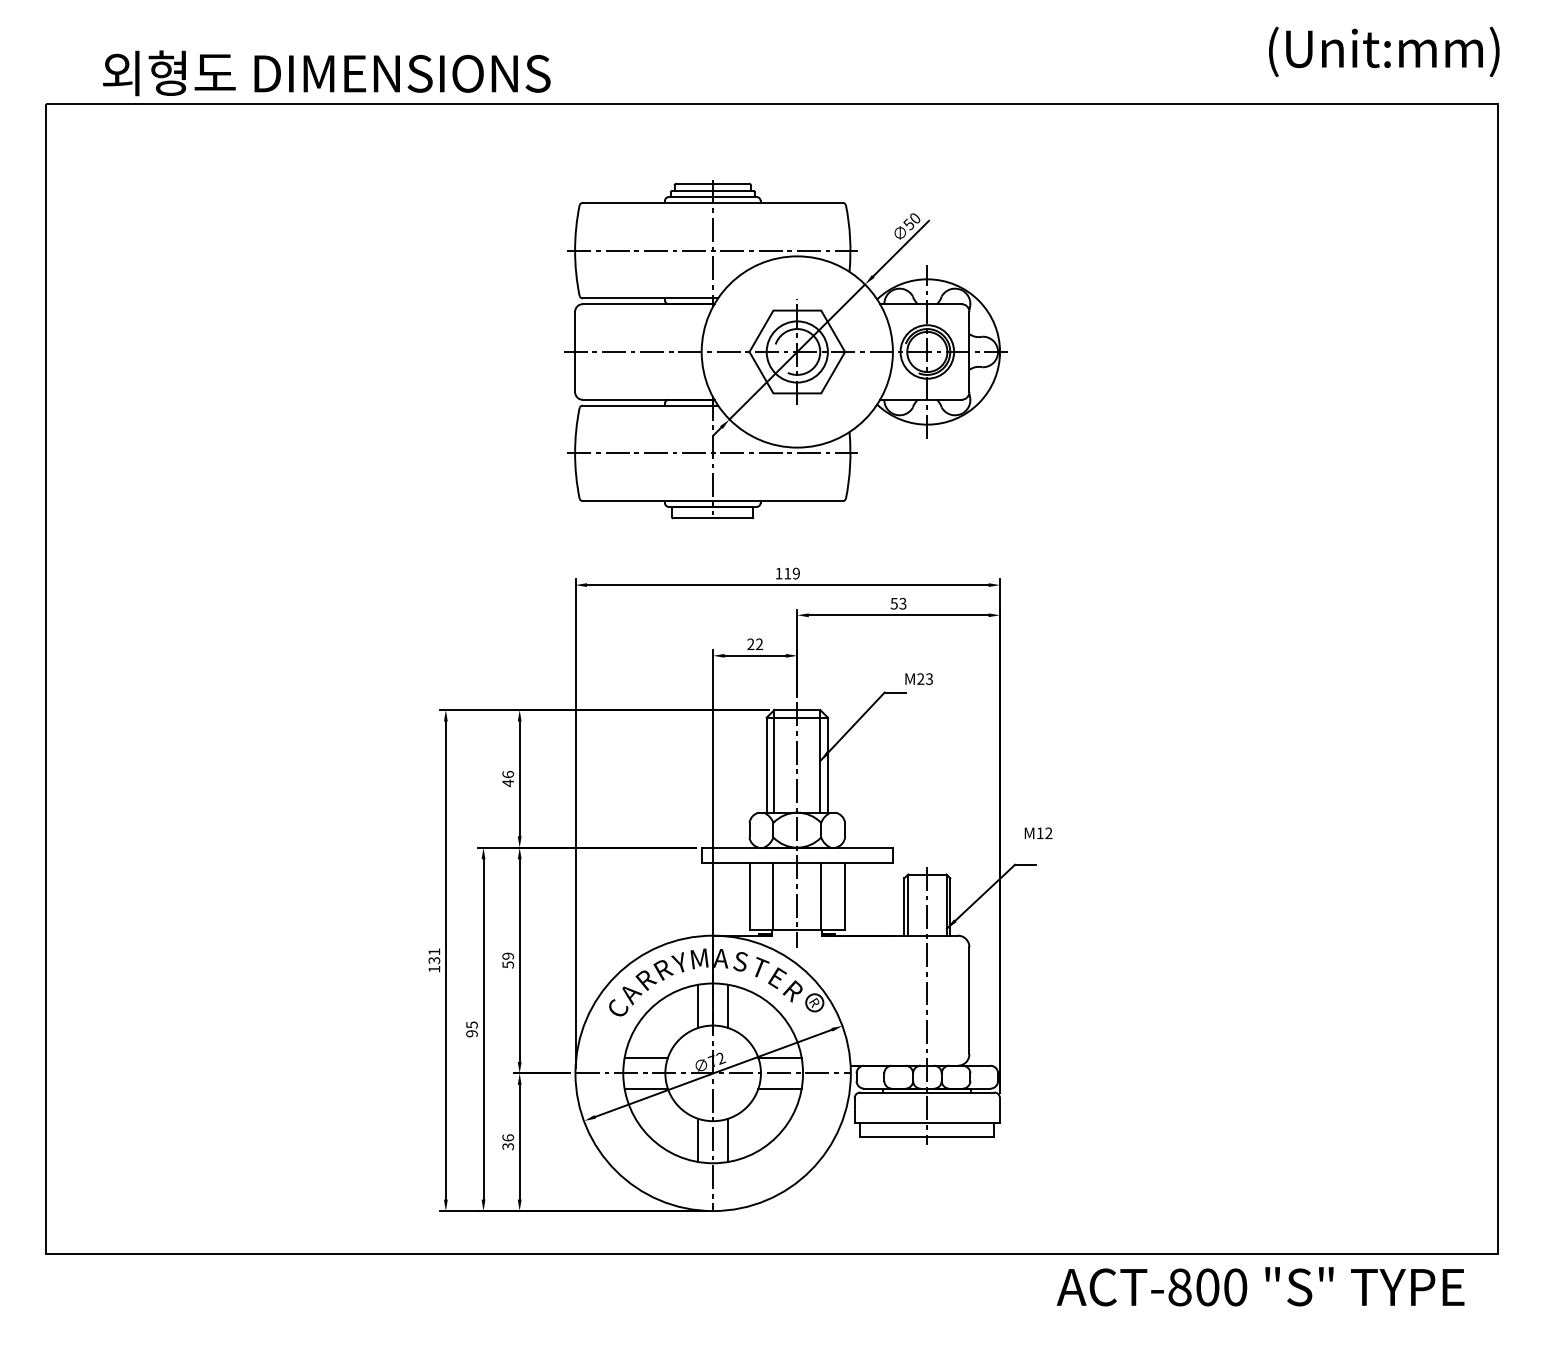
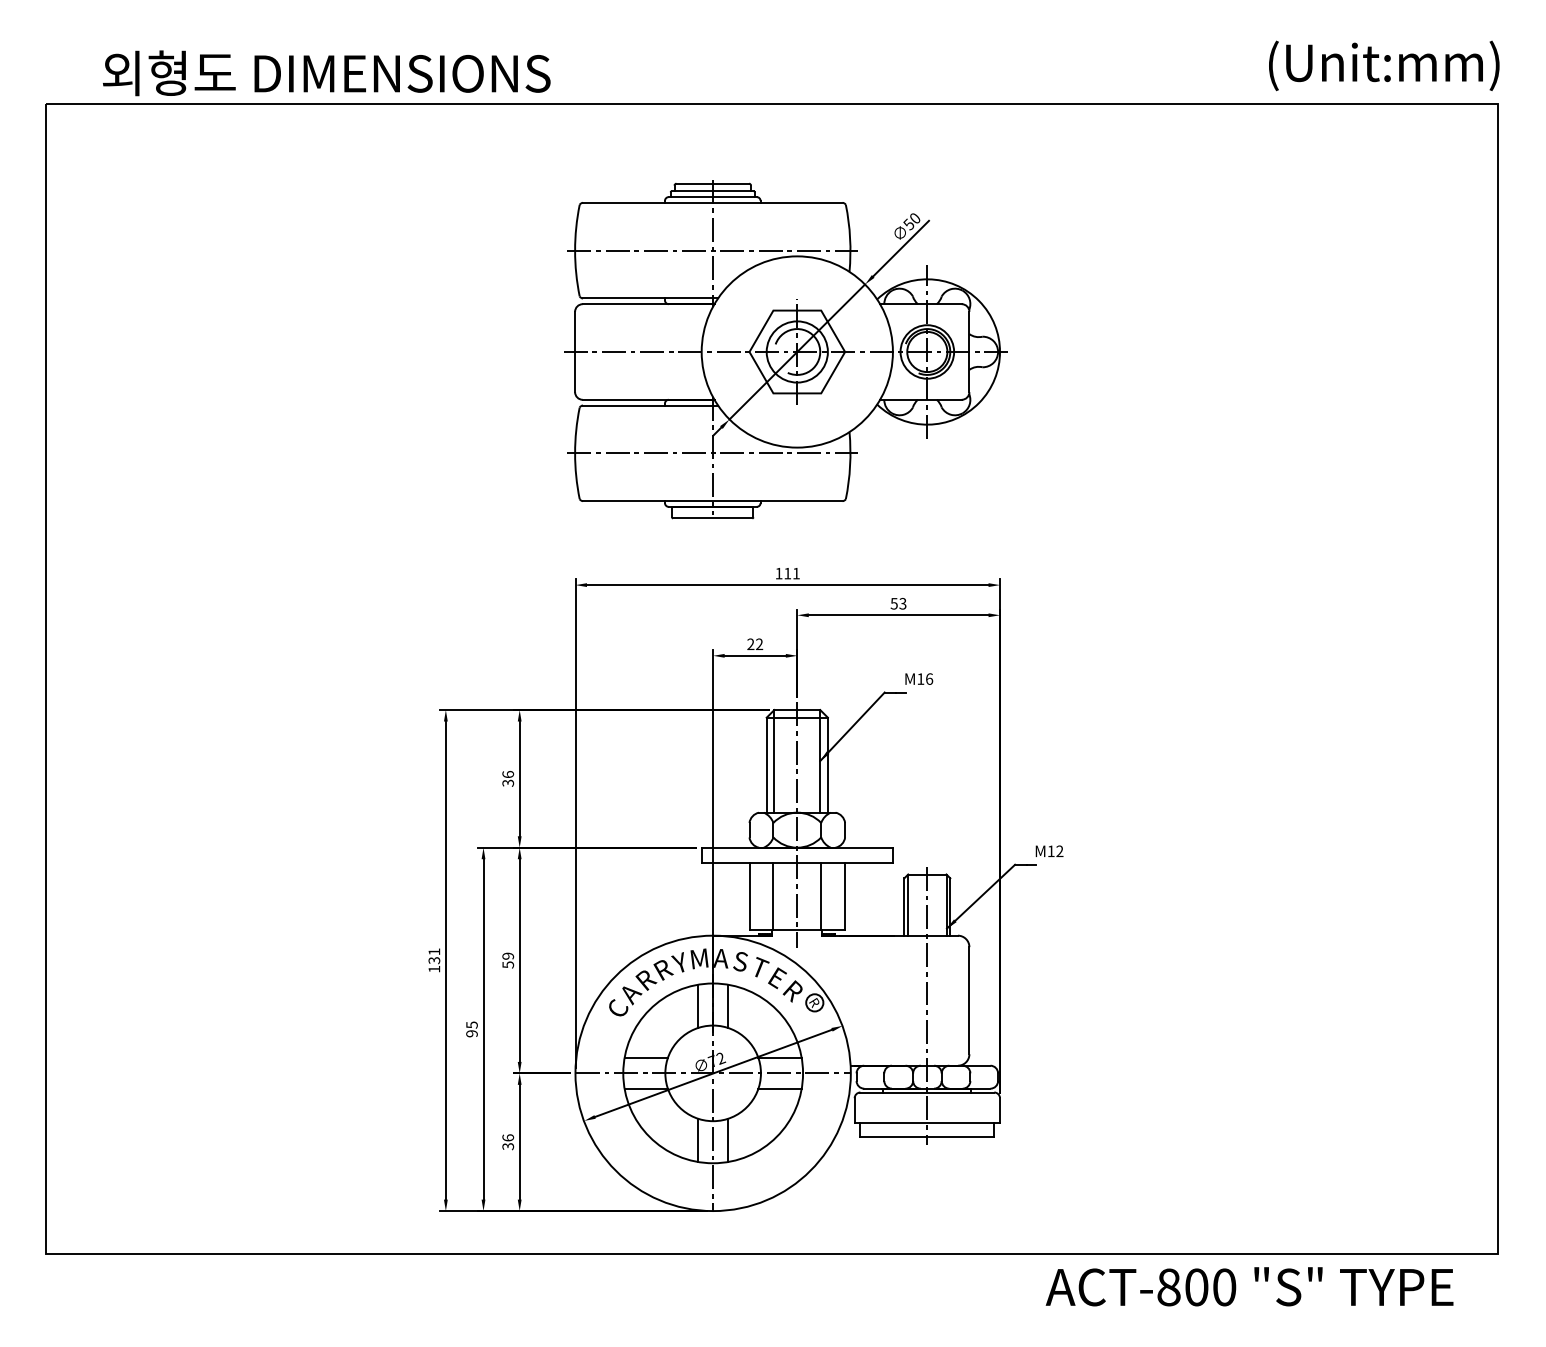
text position: (1384, 51) -> (1384, 65) (1384, 65)
text: 119 -> 111 (795, 573)
text: M23 -> M16 (925, 678)
text: 46 -> 36 (508, 783)
text position: (1038, 832) -> (1049, 850) (1049, 850)
text position: (1260, 1286) -> (1249, 1286) (1249, 1286)
